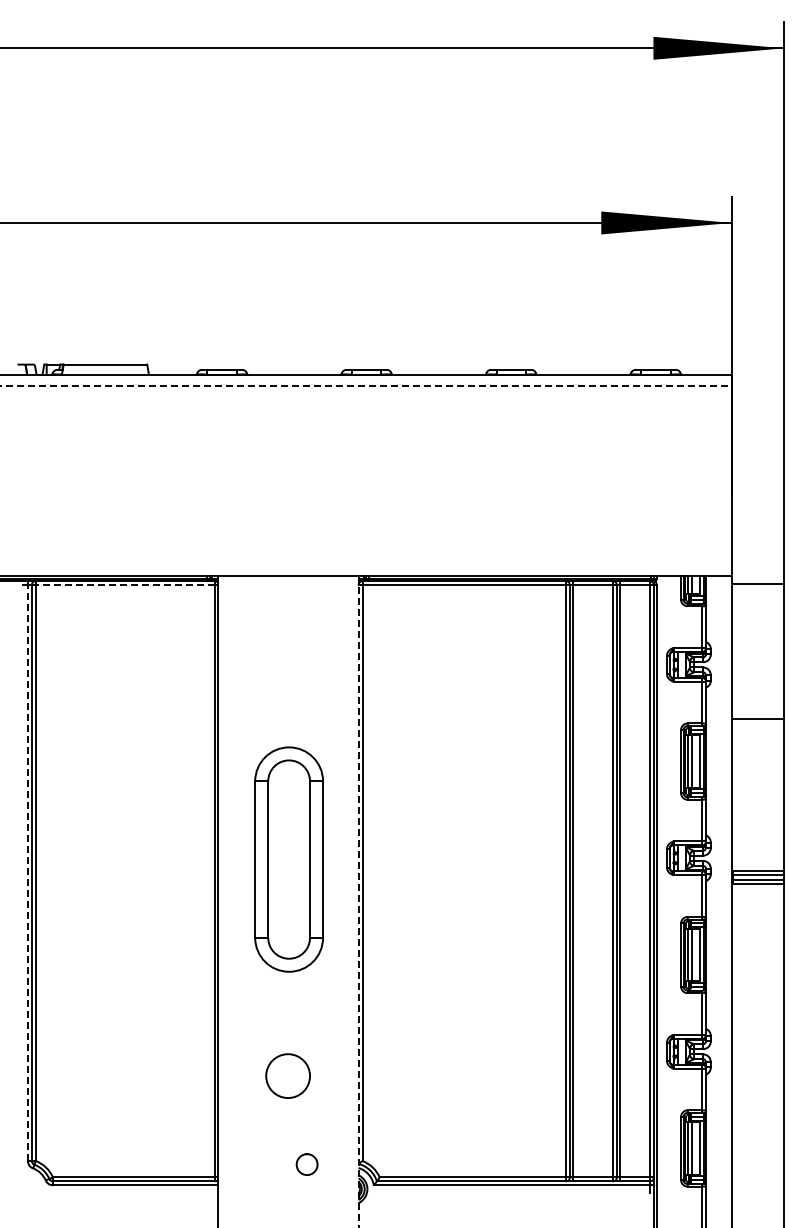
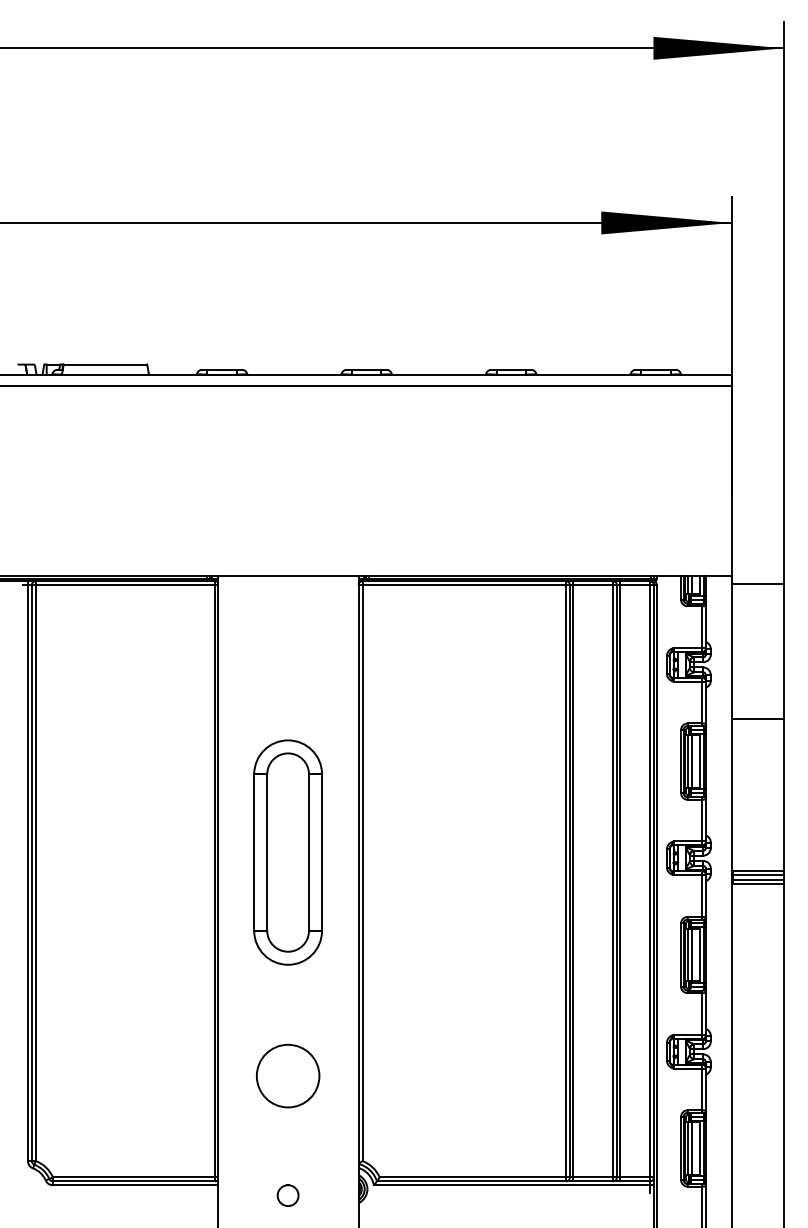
line: dashed -> solid (366, 386)
line: dashed -> solid (125, 585)
part position: (288, 859) -> (287, 852) (287, 852)
line: dashed -> solid (27, 873)
line: dashed -> solid (358, 901)
circle diameter: 44 px -> 63 px (287, 1075)
part position: (306, 1164) -> (287, 1195) (287, 1195)
